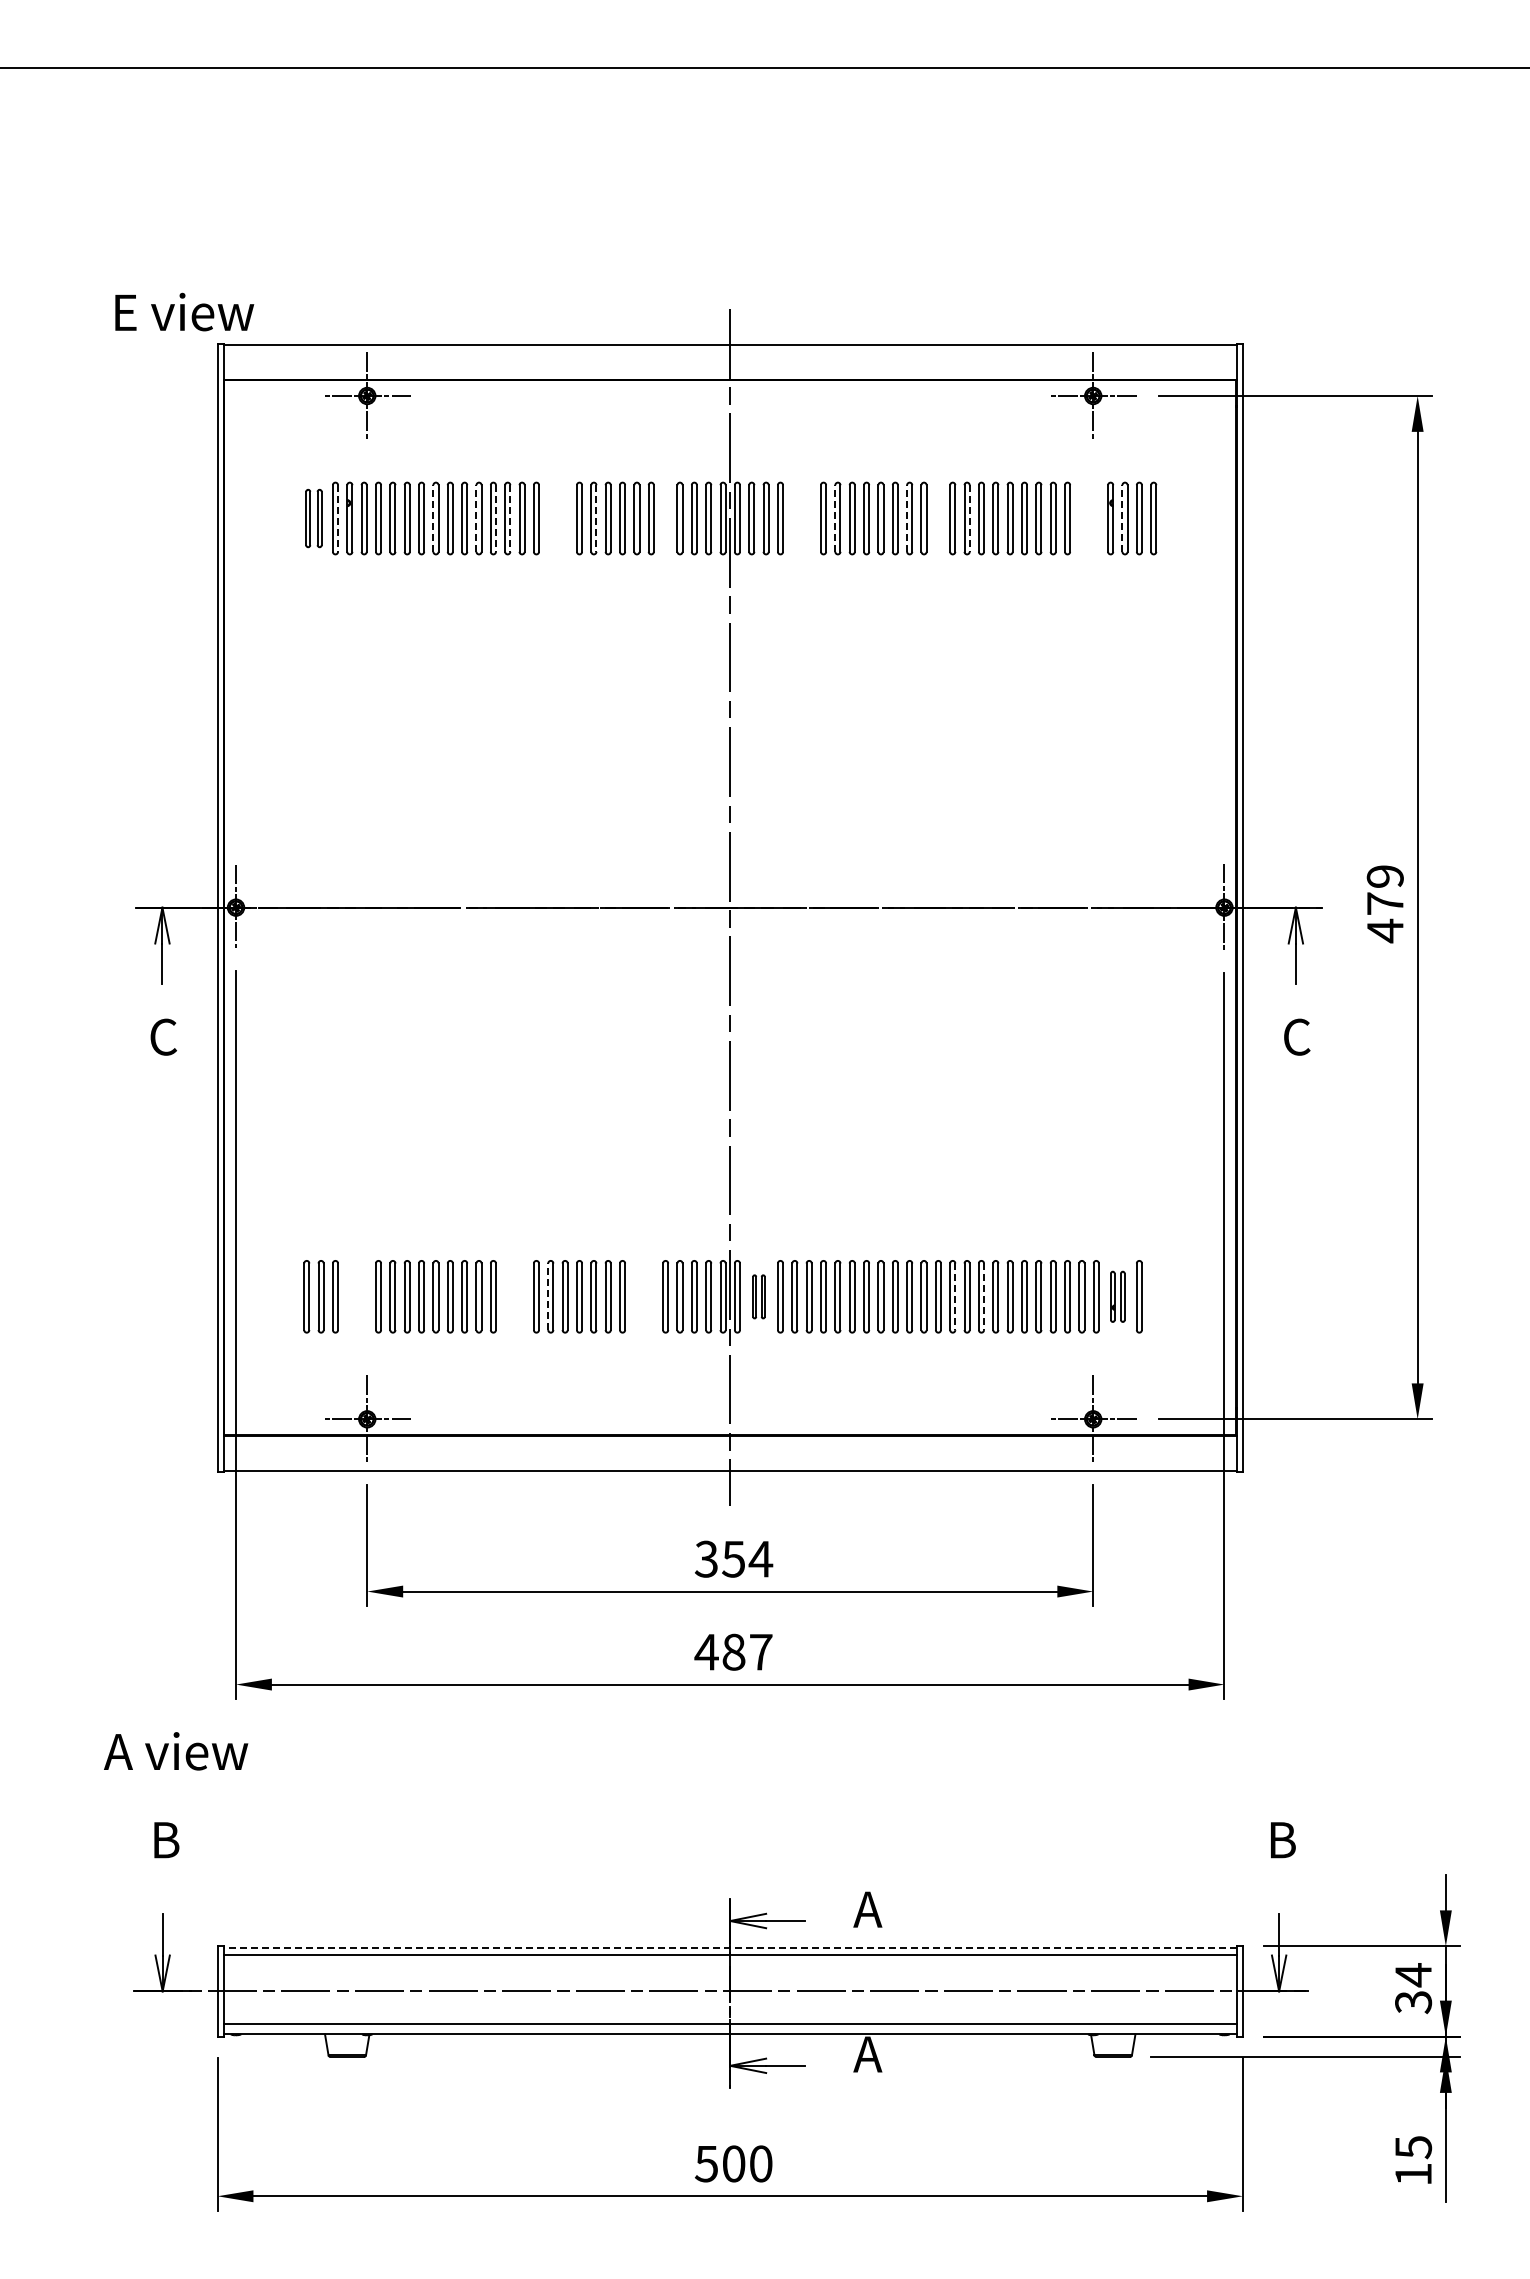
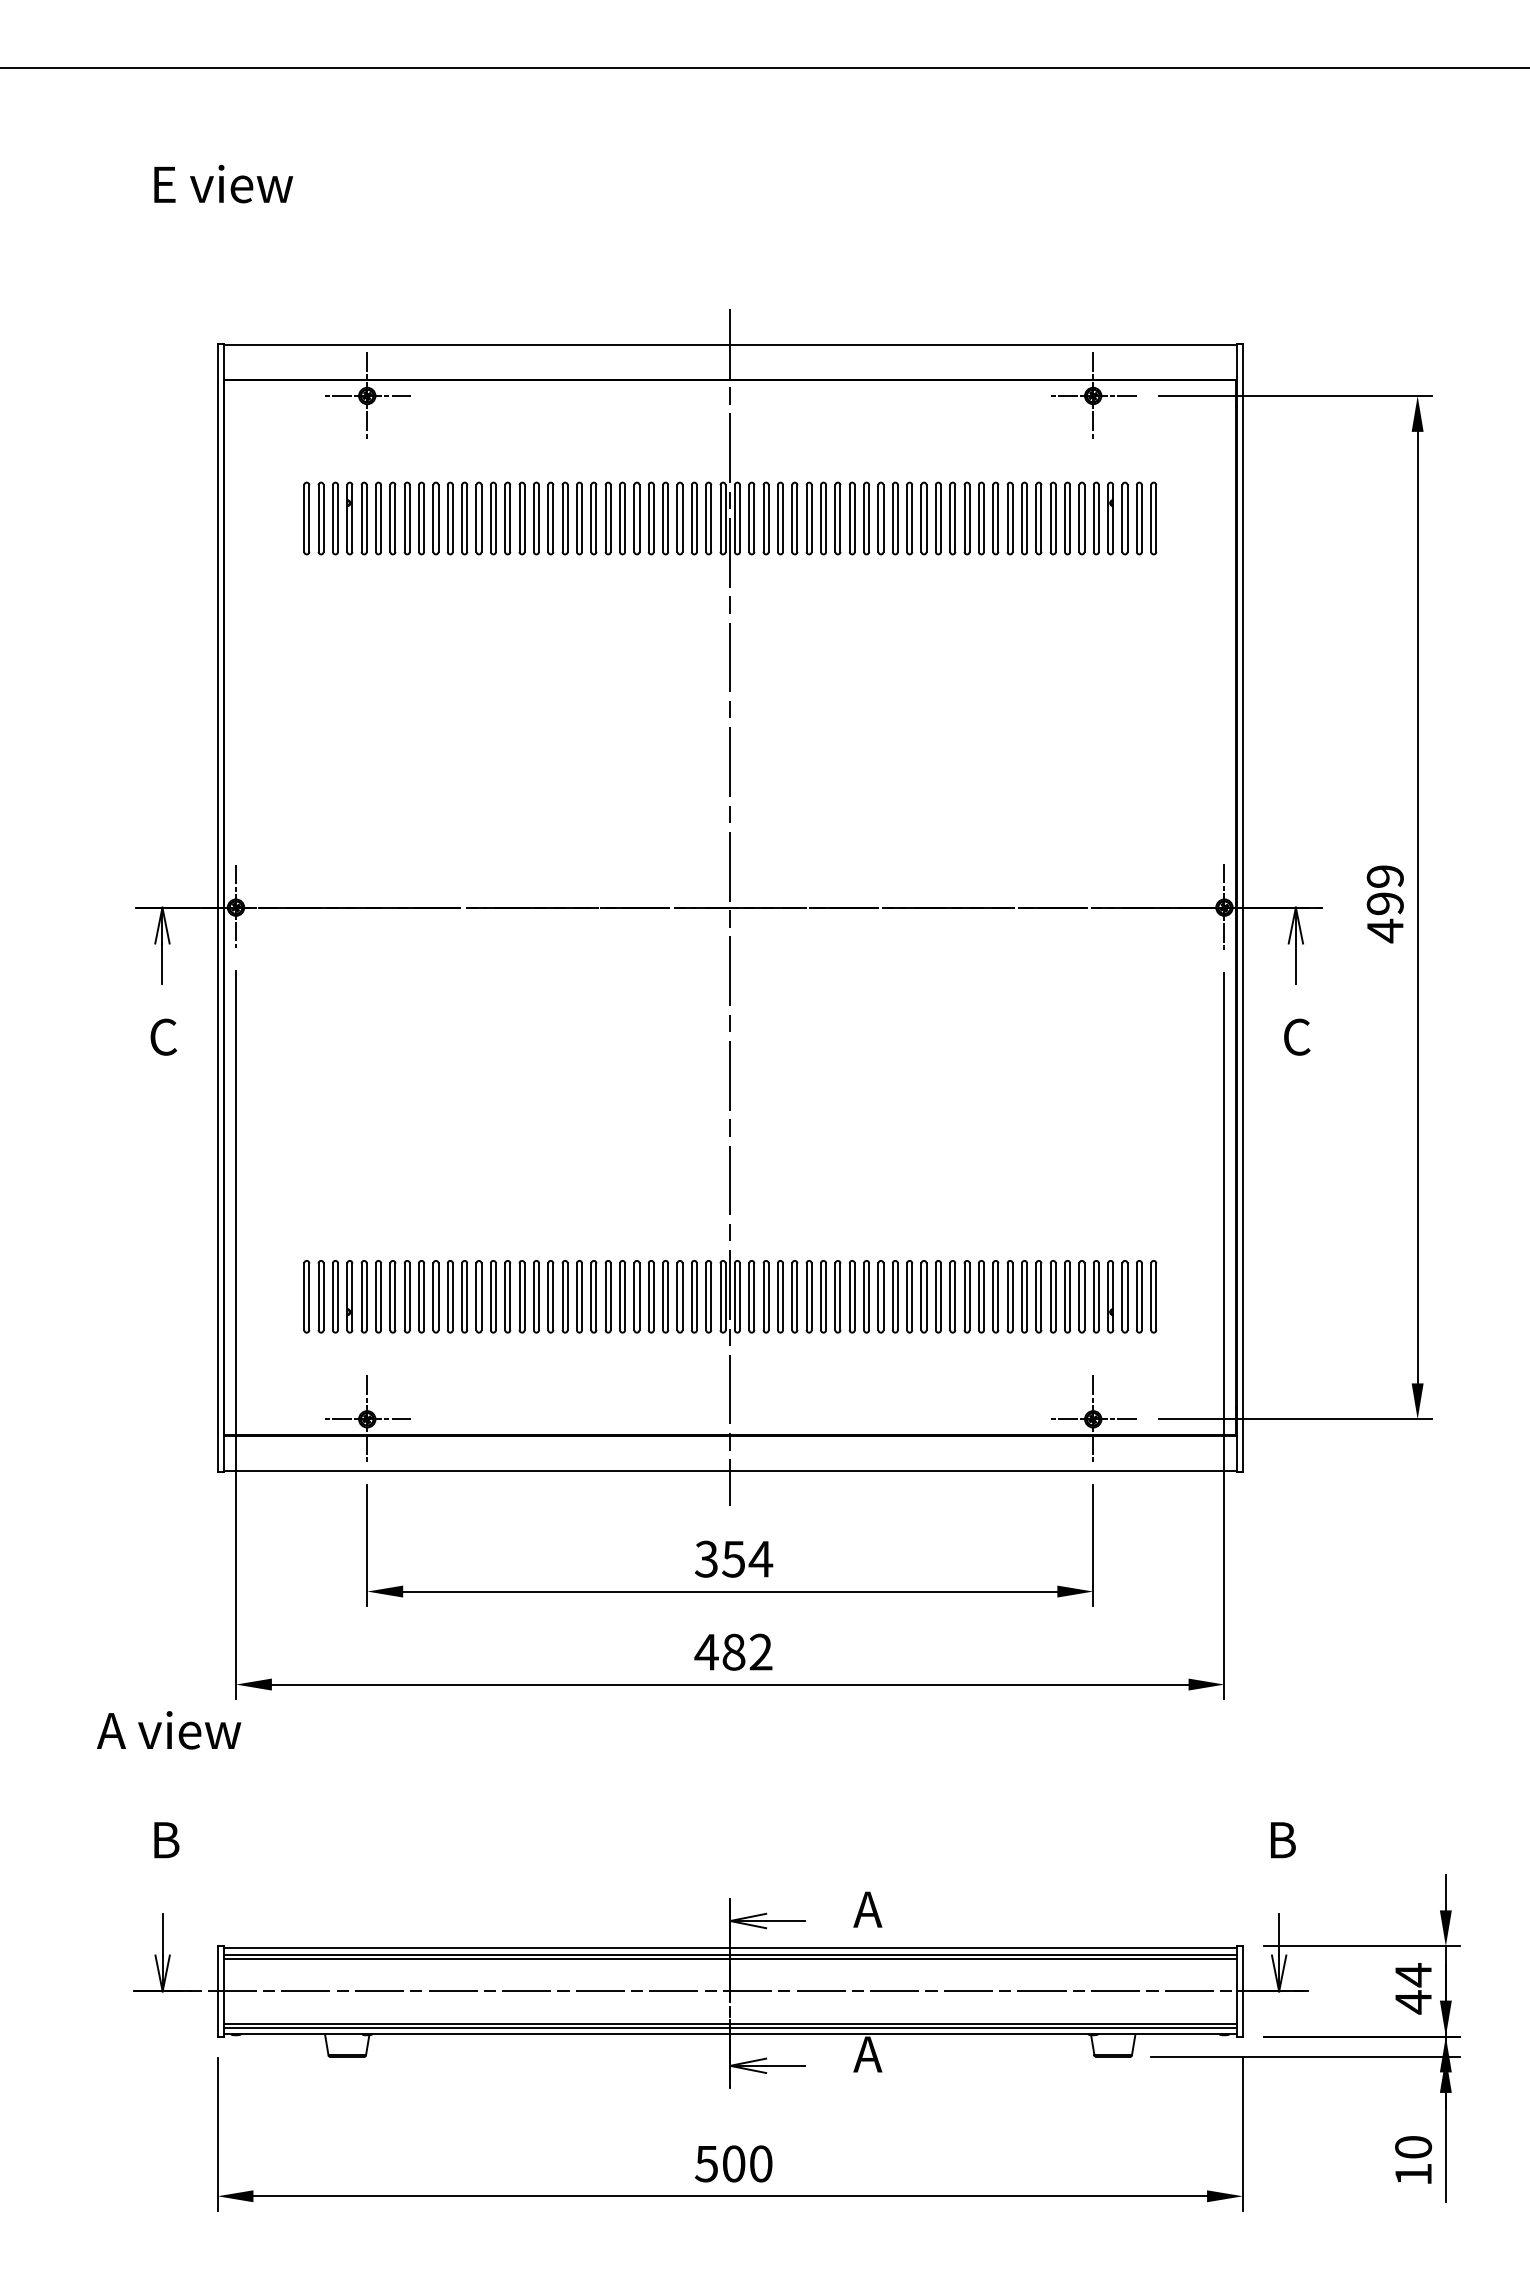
text position: (184, 311) -> (223, 183) (223, 183)
part size: 18x61 px -> 22x75 px (313, 518)
line: dashed -> solid (433, 518)
line: dashed -> solid (476, 518)
part: none -> present (557, 518)
part: none -> present (665, 518)
part: none -> present (801, 518)
line: dashed -> solid (835, 518)
line: dashed -> solid (907, 518)
part: none -> present (938, 518)
part: none -> present (1088, 518)
line: dashed -> solid (1122, 518)
line: dashed -> solid (338, 519)
line: dashed -> solid (495, 519)
line: dashed -> solid (510, 519)
line: dashed -> solid (596, 519)
line: dashed -> solid (969, 519)
text: 479 -> 499 (1384, 903)
part: none -> present (356, 1296)
part: none -> present (514, 1296)
line: dashed -> solid (548, 1296)
part: none -> present (643, 1296)
part size: 14x46 px -> 22x74 px (758, 1296)
part size: 16x53 px -> 22x74 px (1117, 1296)
part: none -> present (1153, 1296)
line: dashed -> solid (955, 1297)
line: dashed -> solid (984, 1297)
text: 487 -> 482 (760, 1651)
text position: (176, 1751) -> (169, 1730) (169, 1730)
line: dashed -> solid (730, 1948)
line: none -> present (729, 1958)
text: 34 -> 44 (1413, 2002)
line: none -> present (729, 2028)
text: 15 -> 10 (1413, 2147)
